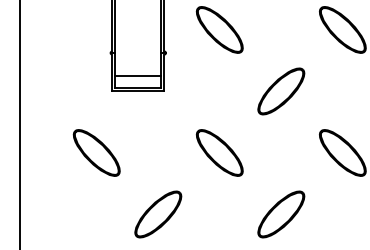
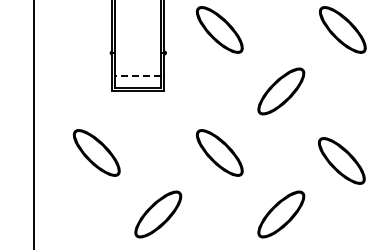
line: solid -> dashed (137, 76)
line position: (19, 124) -> (33, 124) (33, 124)
part position: (342, 152) -> (341, 160) (341, 160)
